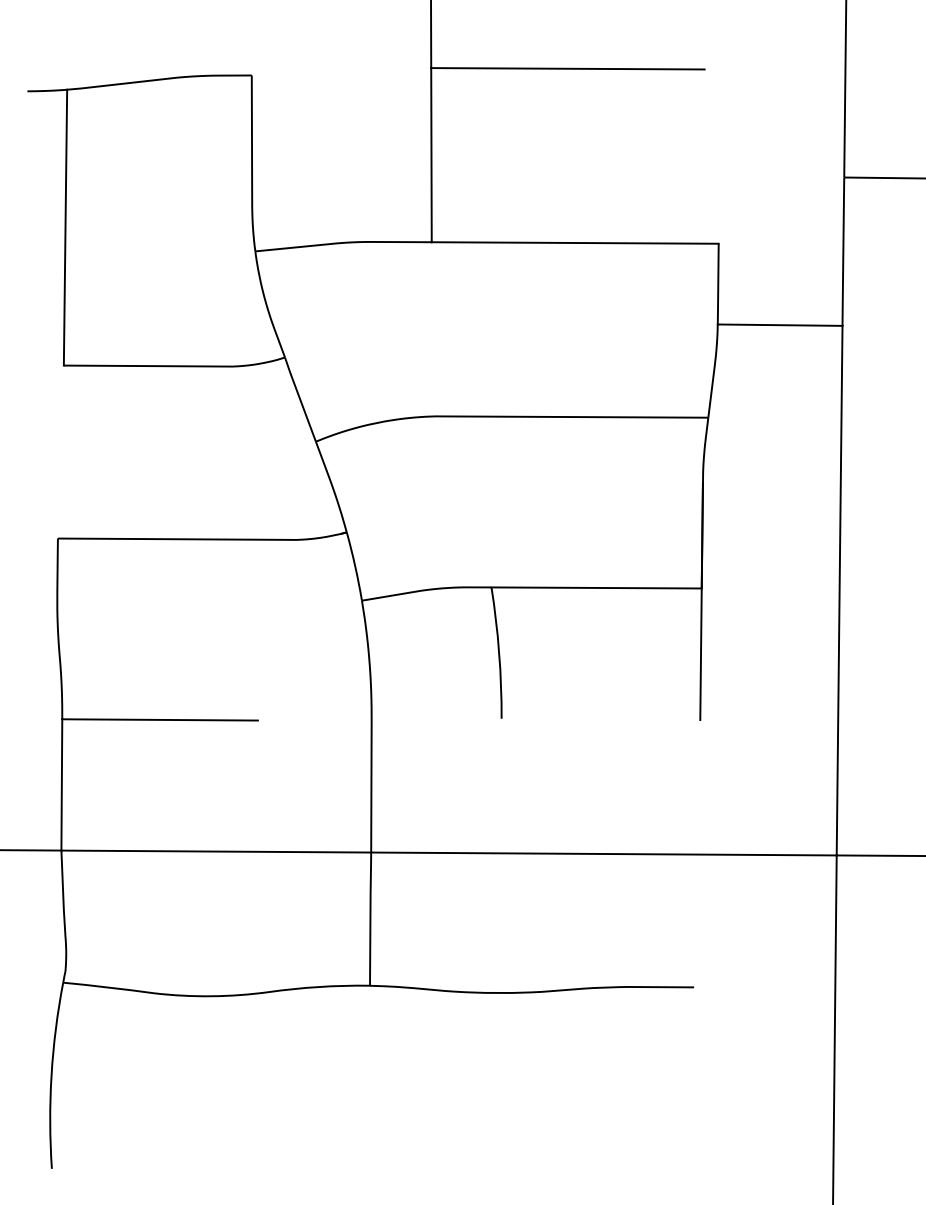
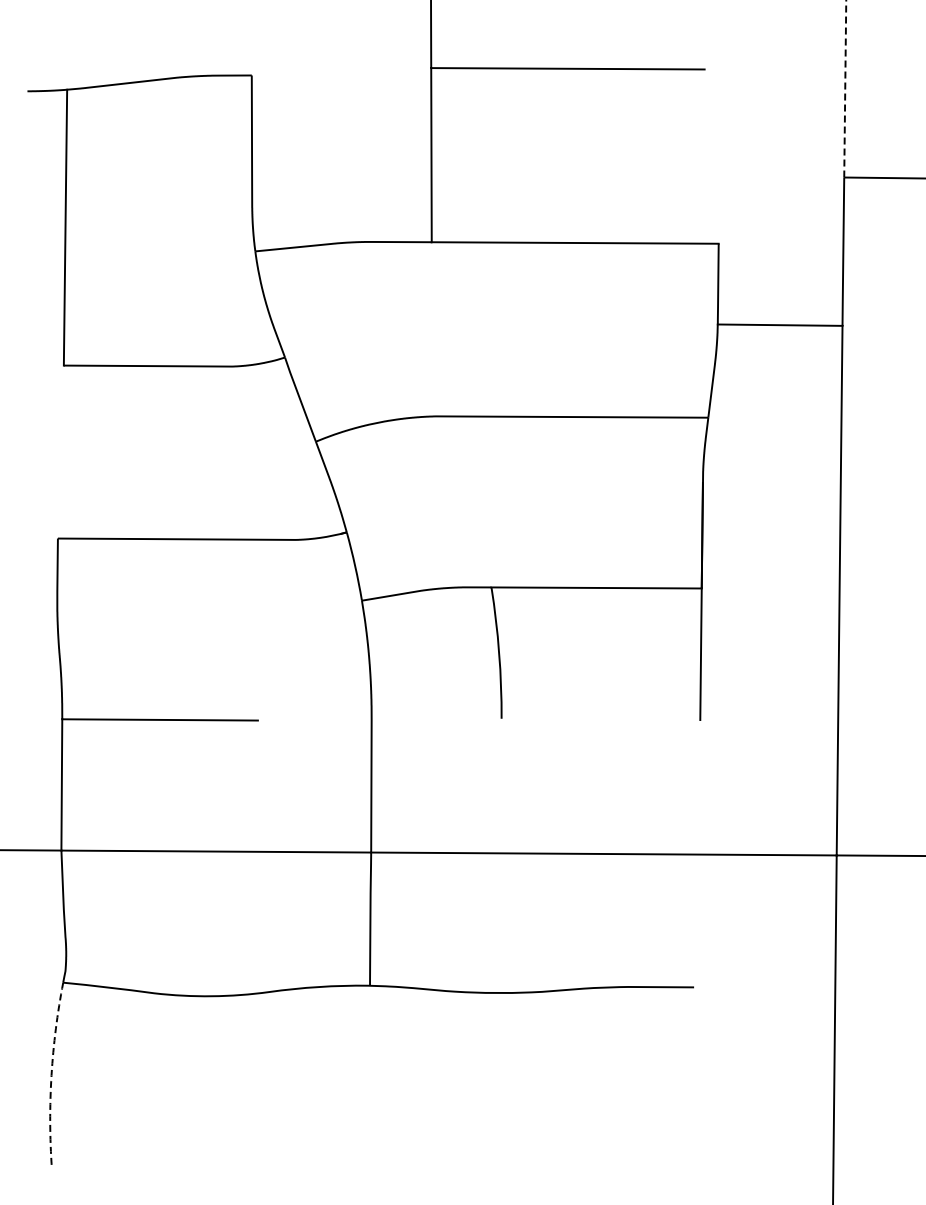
line: solid -> dashed (845, 88)
arc: solid -> dashed (51, 1075)
